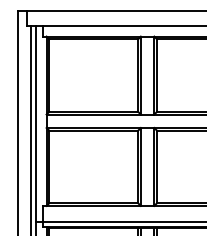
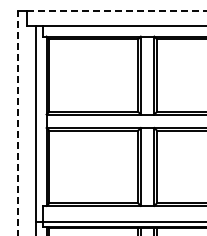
line: solid -> dashed (116, 10)
line: solid -> dashed (18, 122)
line: present -> none (31, 128)
